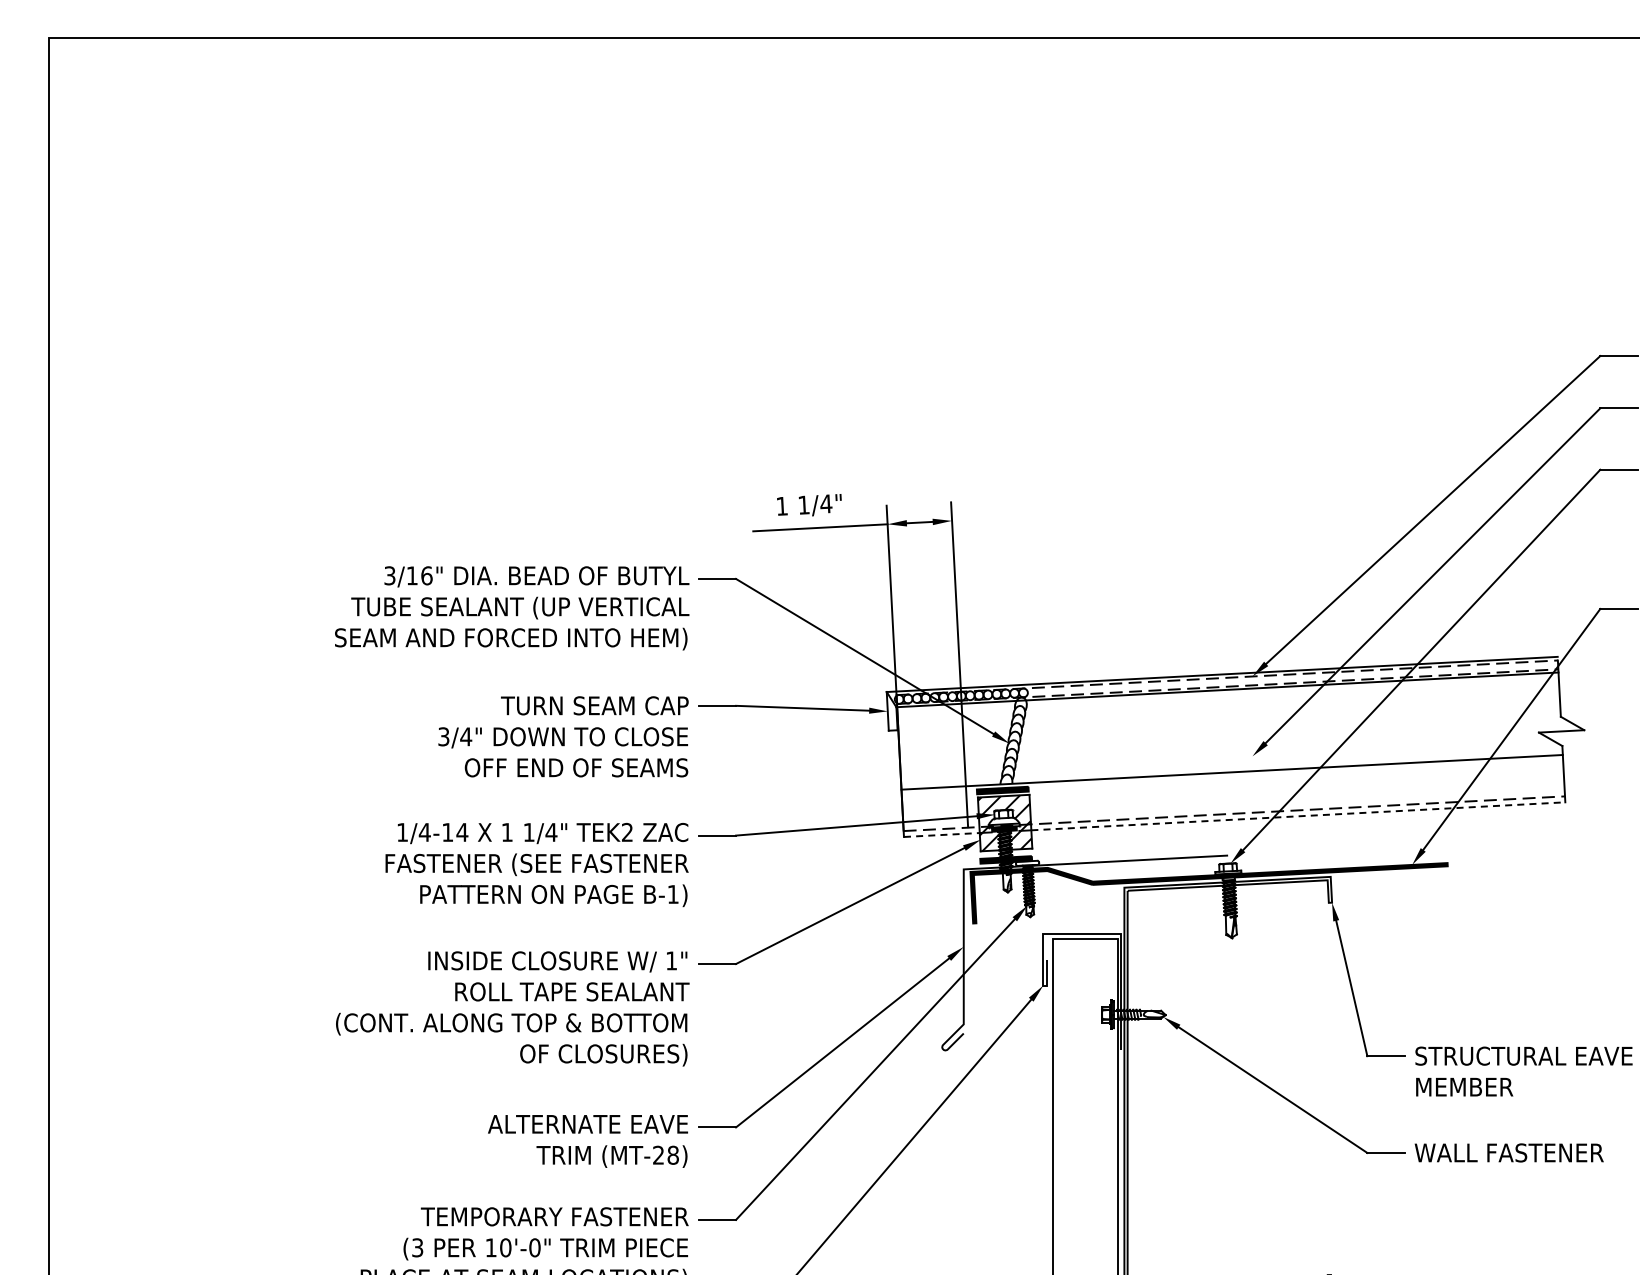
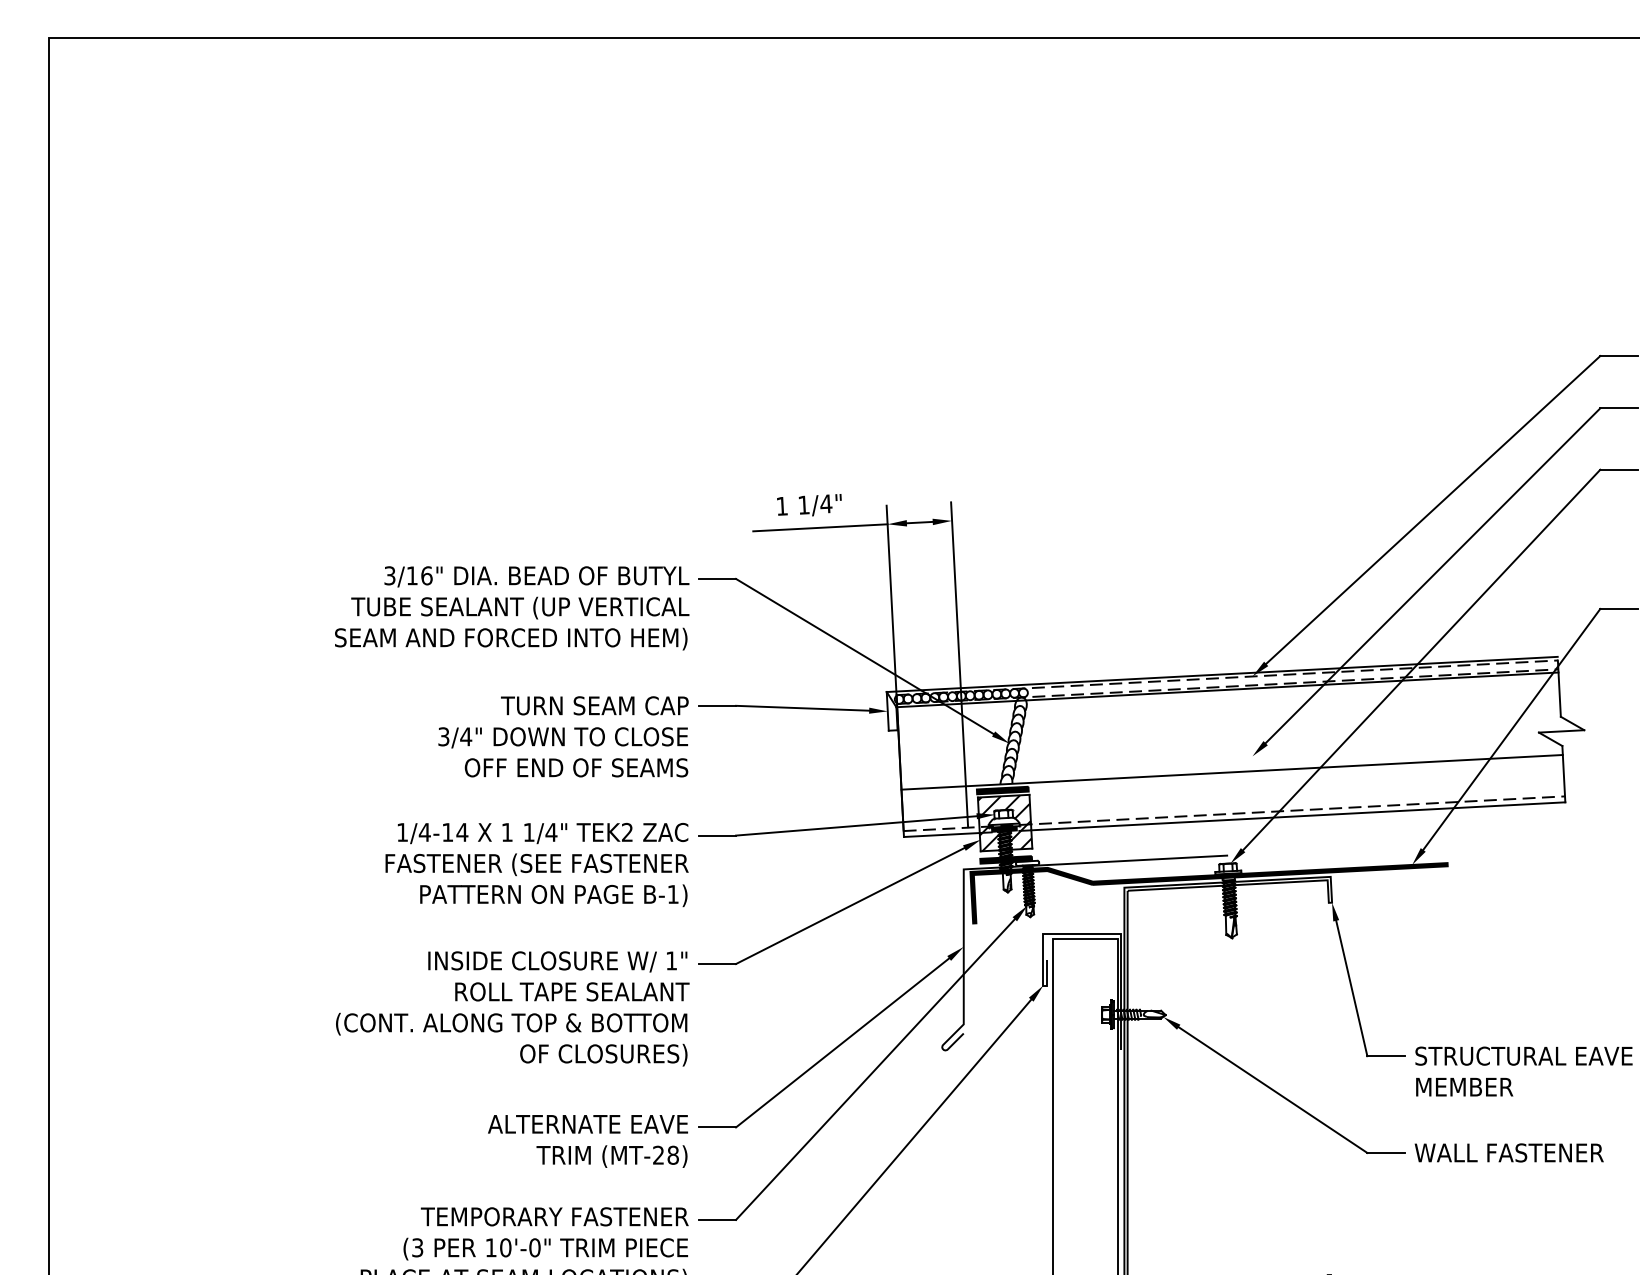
line: dashed -> solid (1298, 816)
line: dashed -> solid (941, 835)
